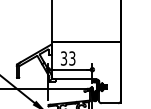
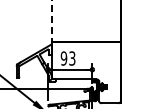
line: solid -> dashed (51, 20)
text: 33 -> 93 (63, 58)
